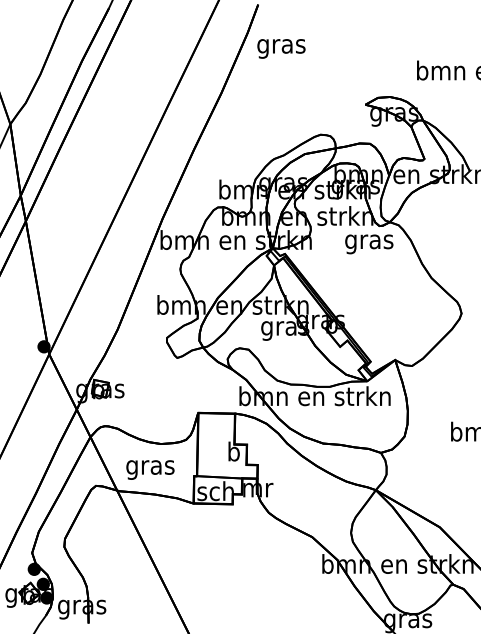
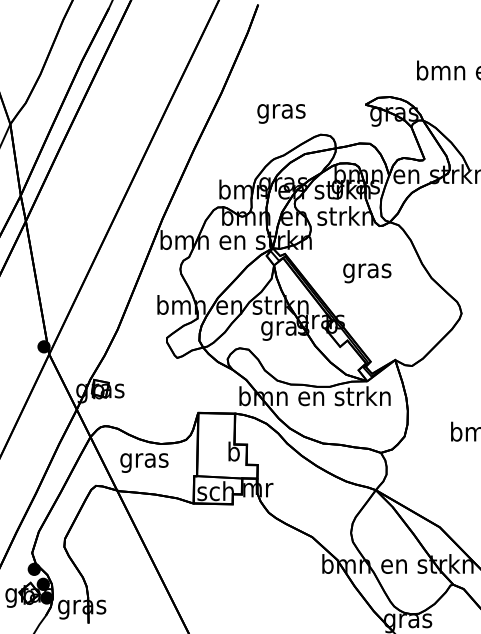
text position: (281, 48) -> (281, 113) (281, 113)
text position: (369, 244) -> (367, 273) (367, 273)
text position: (150, 469) -> (144, 462) (144, 462)
